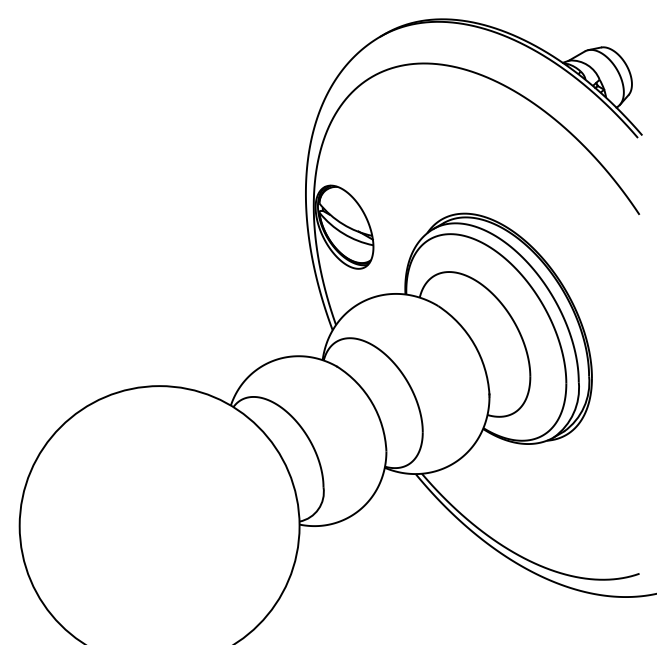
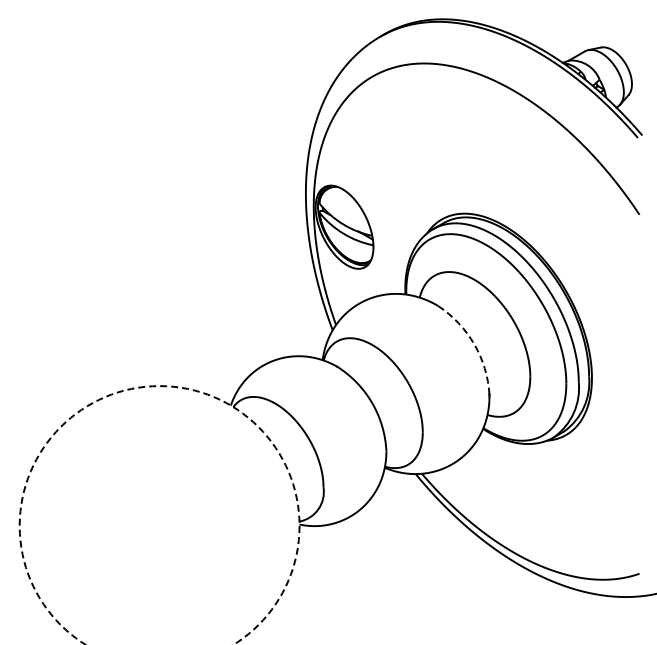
arc: solid -> dashed (474, 344)
circle: solid -> dashed (159, 515)
